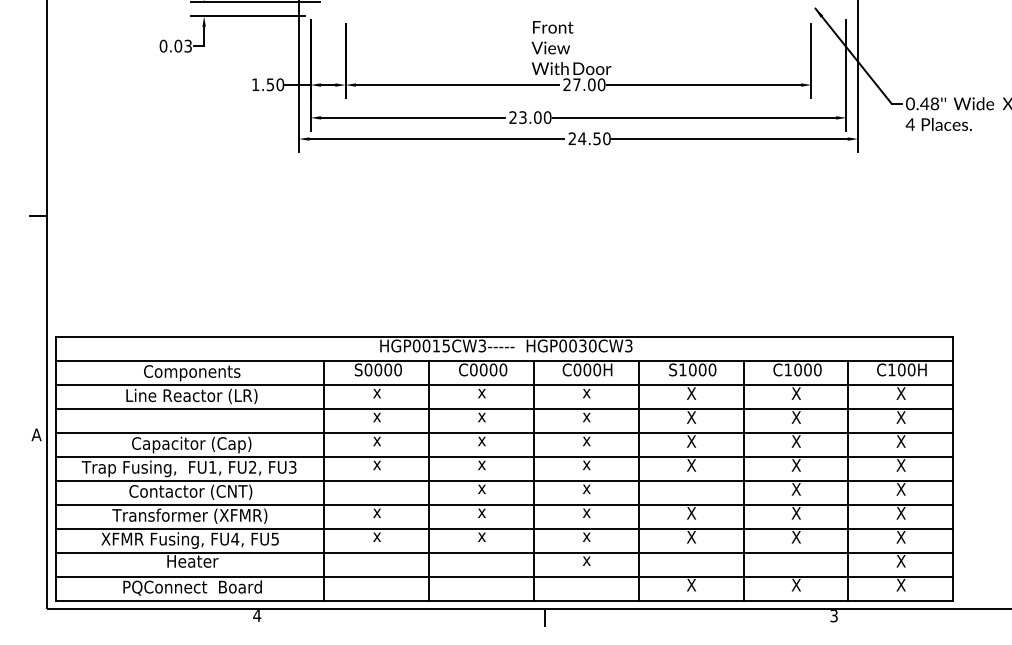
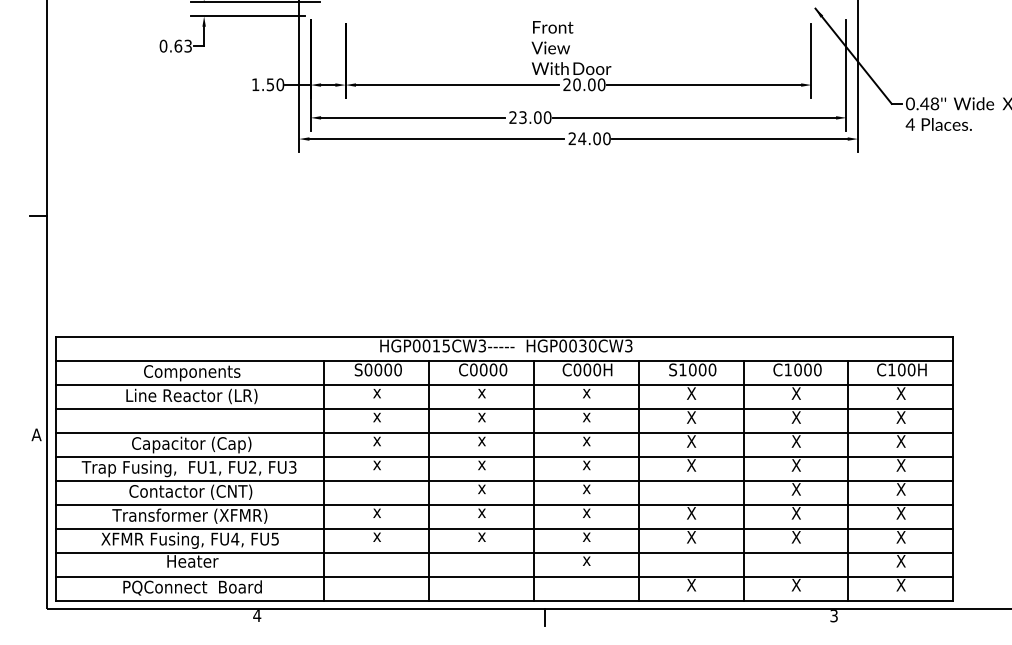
text: 0.03 -> 0.63 (178, 45)
text: 27.00 -> 20.00 (576, 84)
text: 24.50 -> 24.00 (596, 138)
